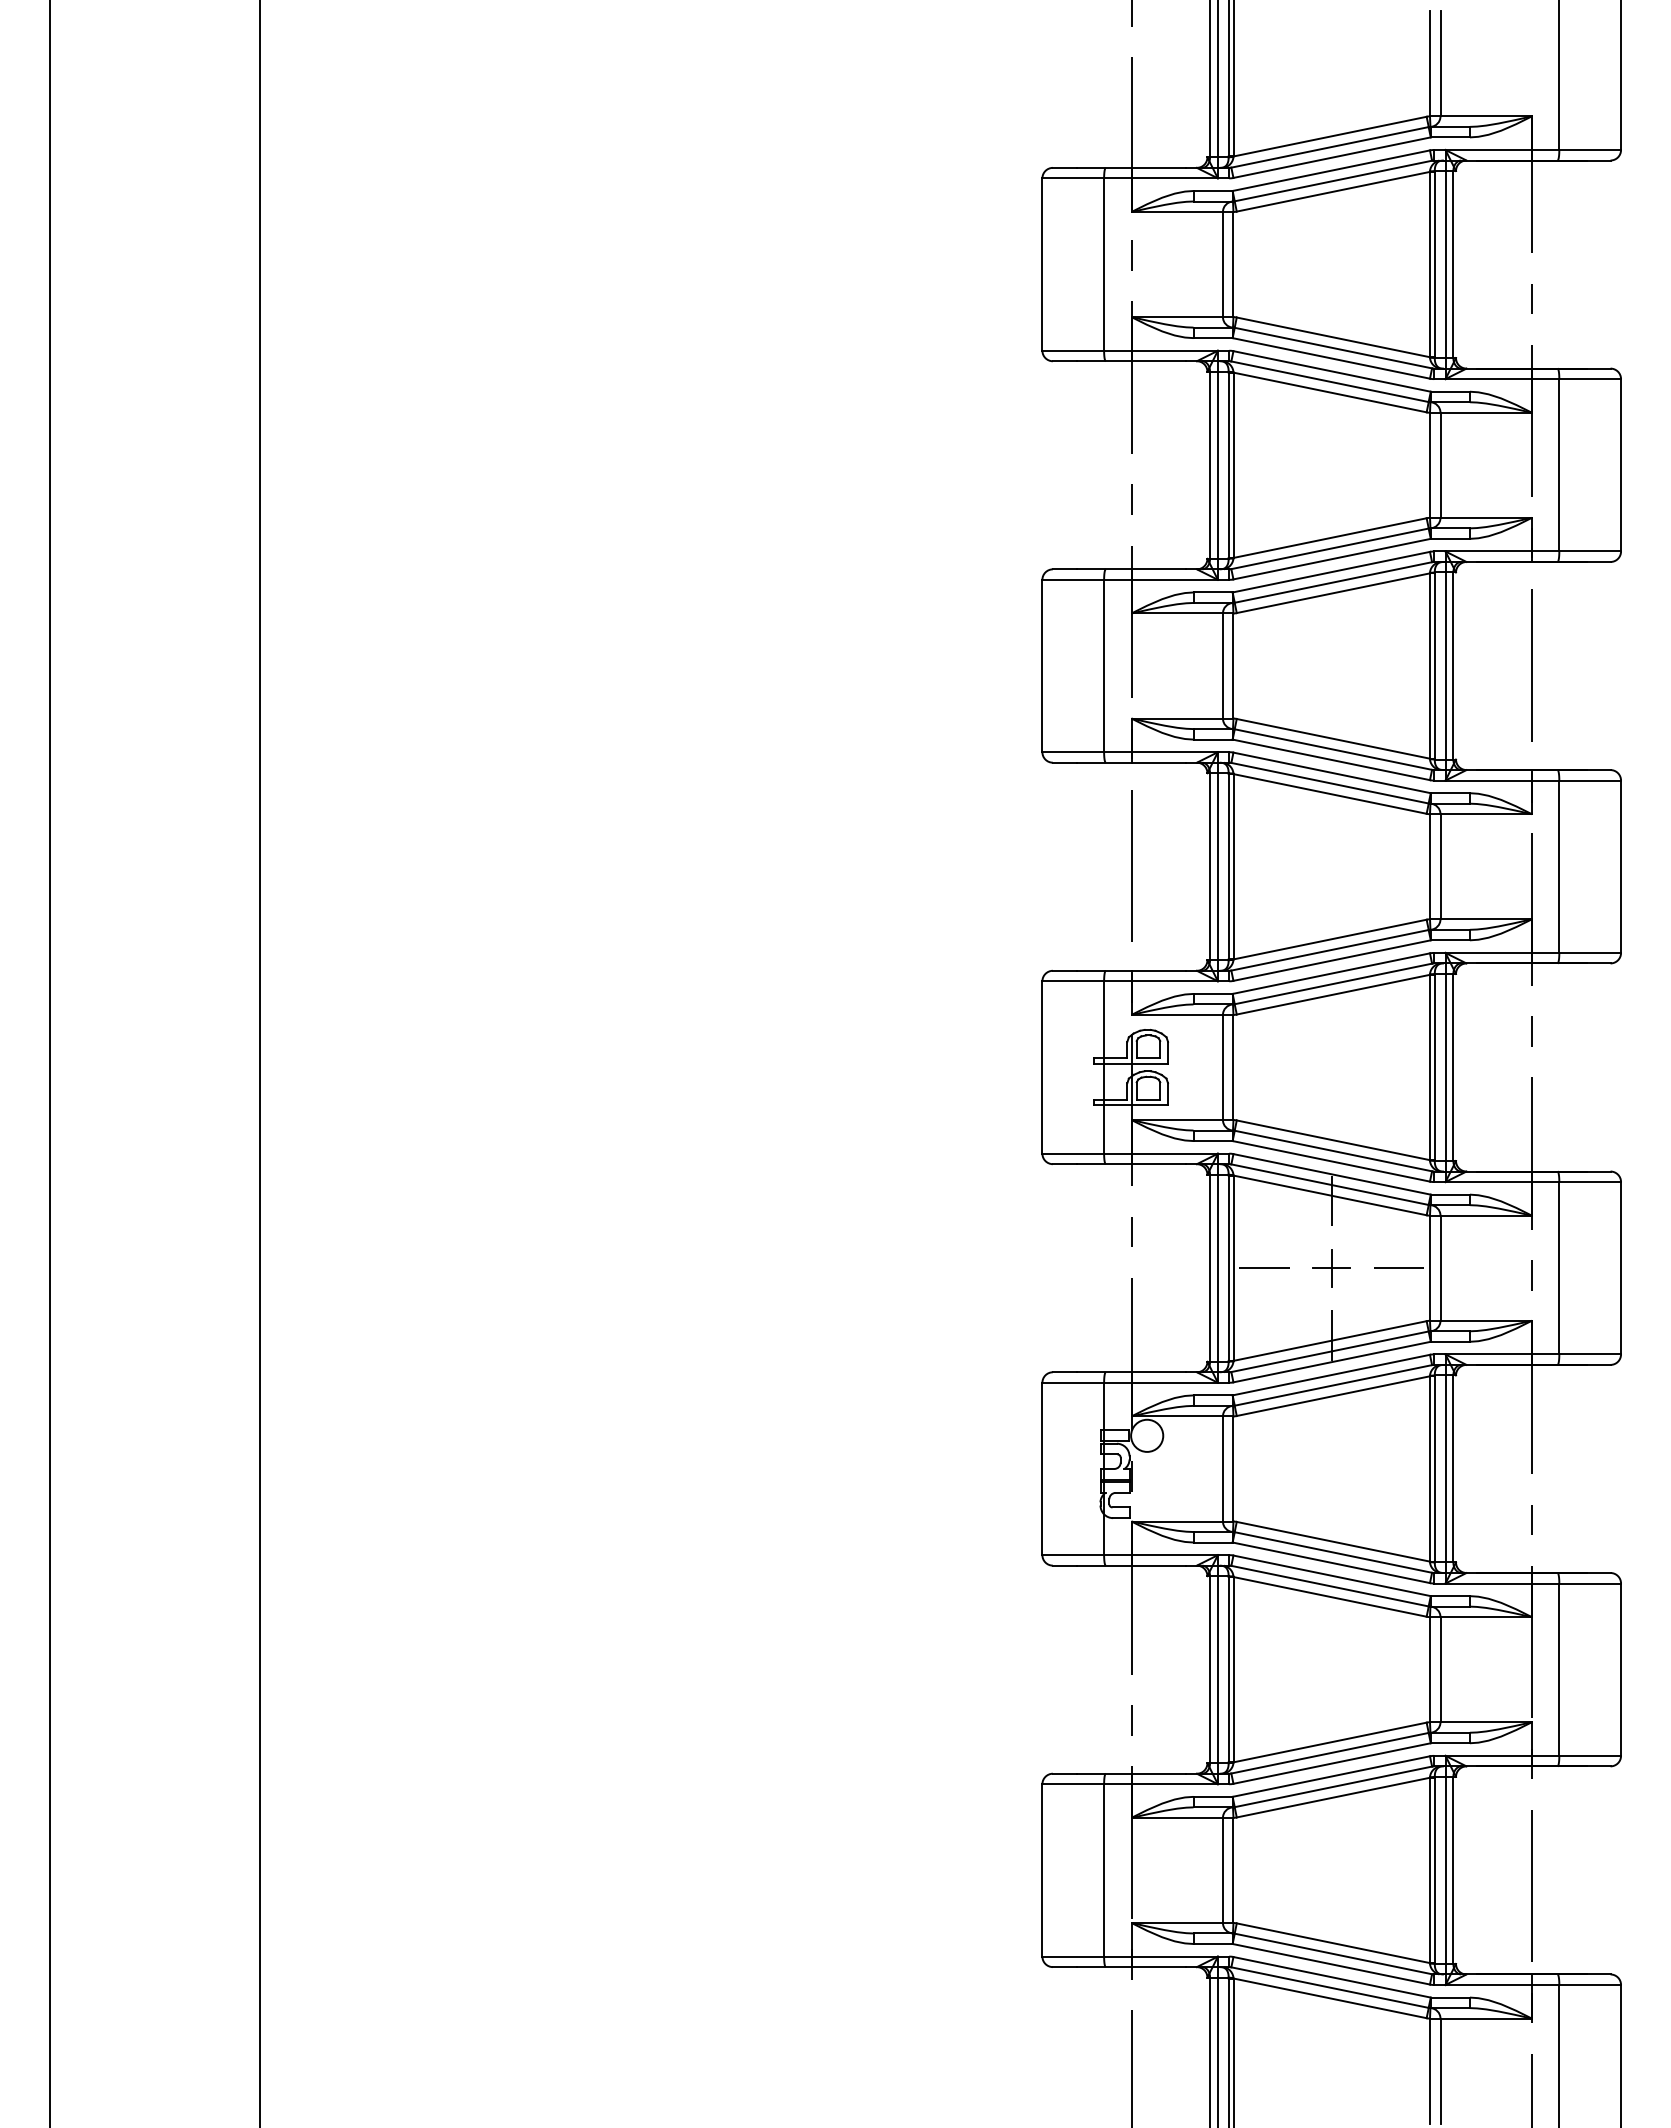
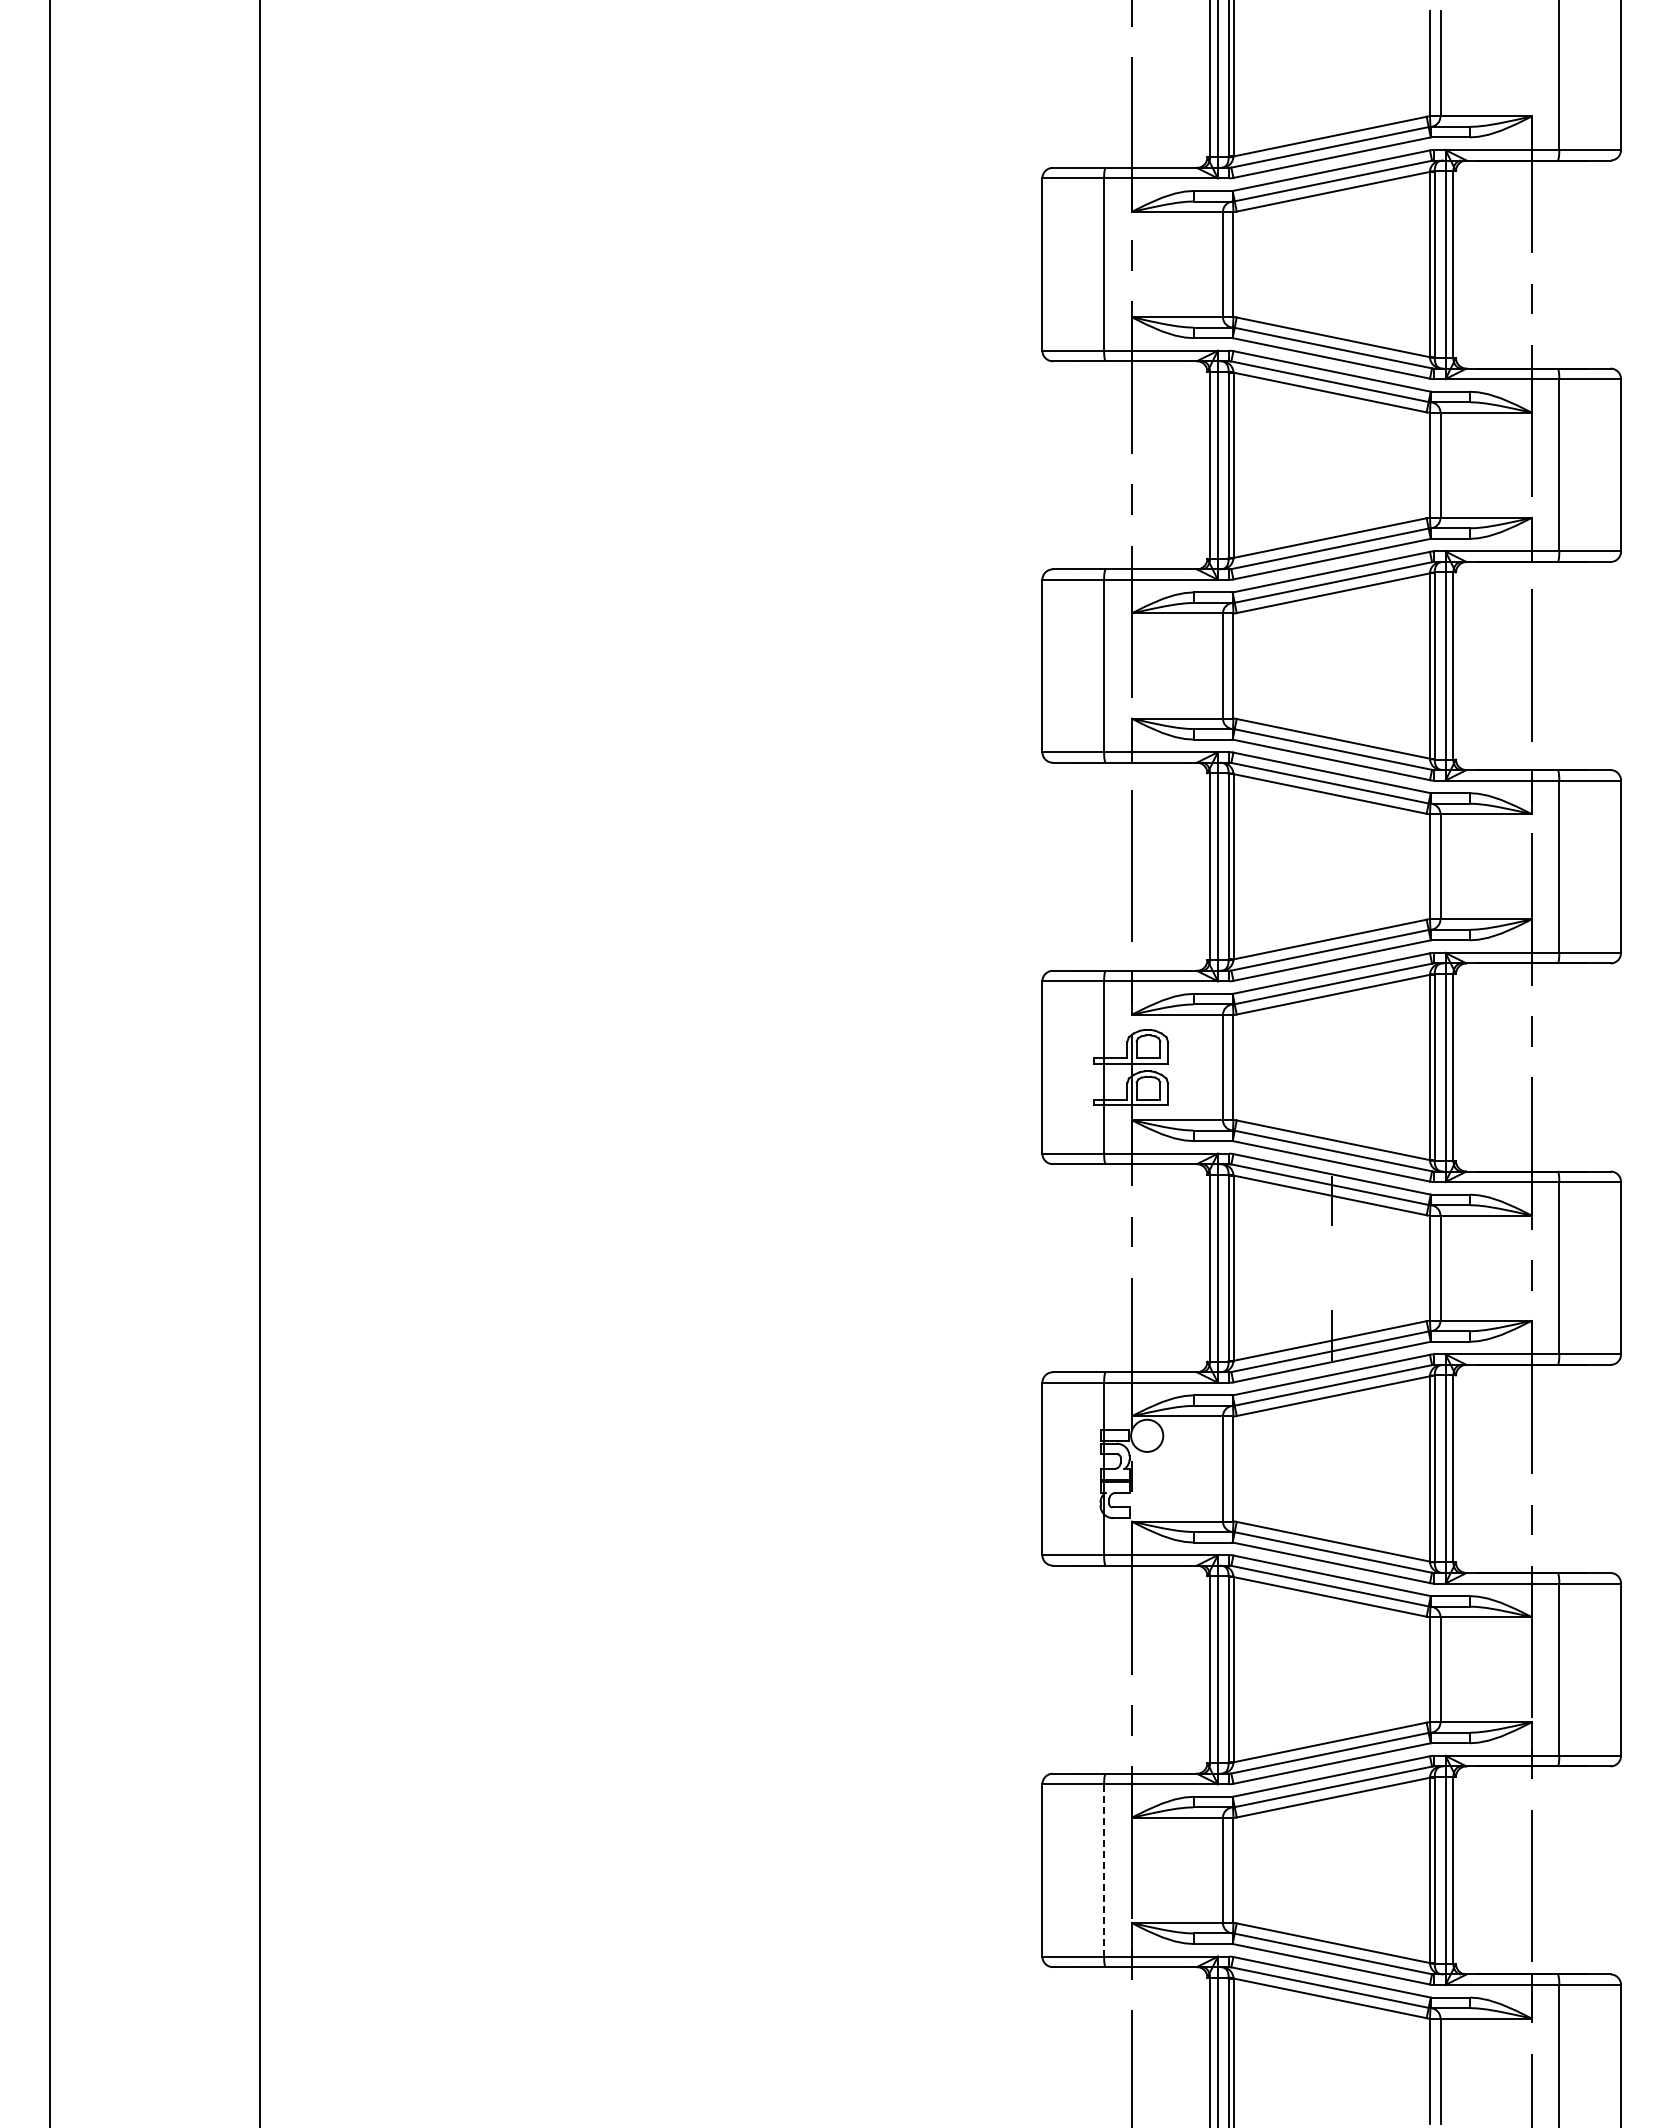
line: present -> none (1264, 1268)
part: present -> none (1331, 1268)
line: present -> none (1398, 1268)
line: solid -> dashed (1104, 1869)
